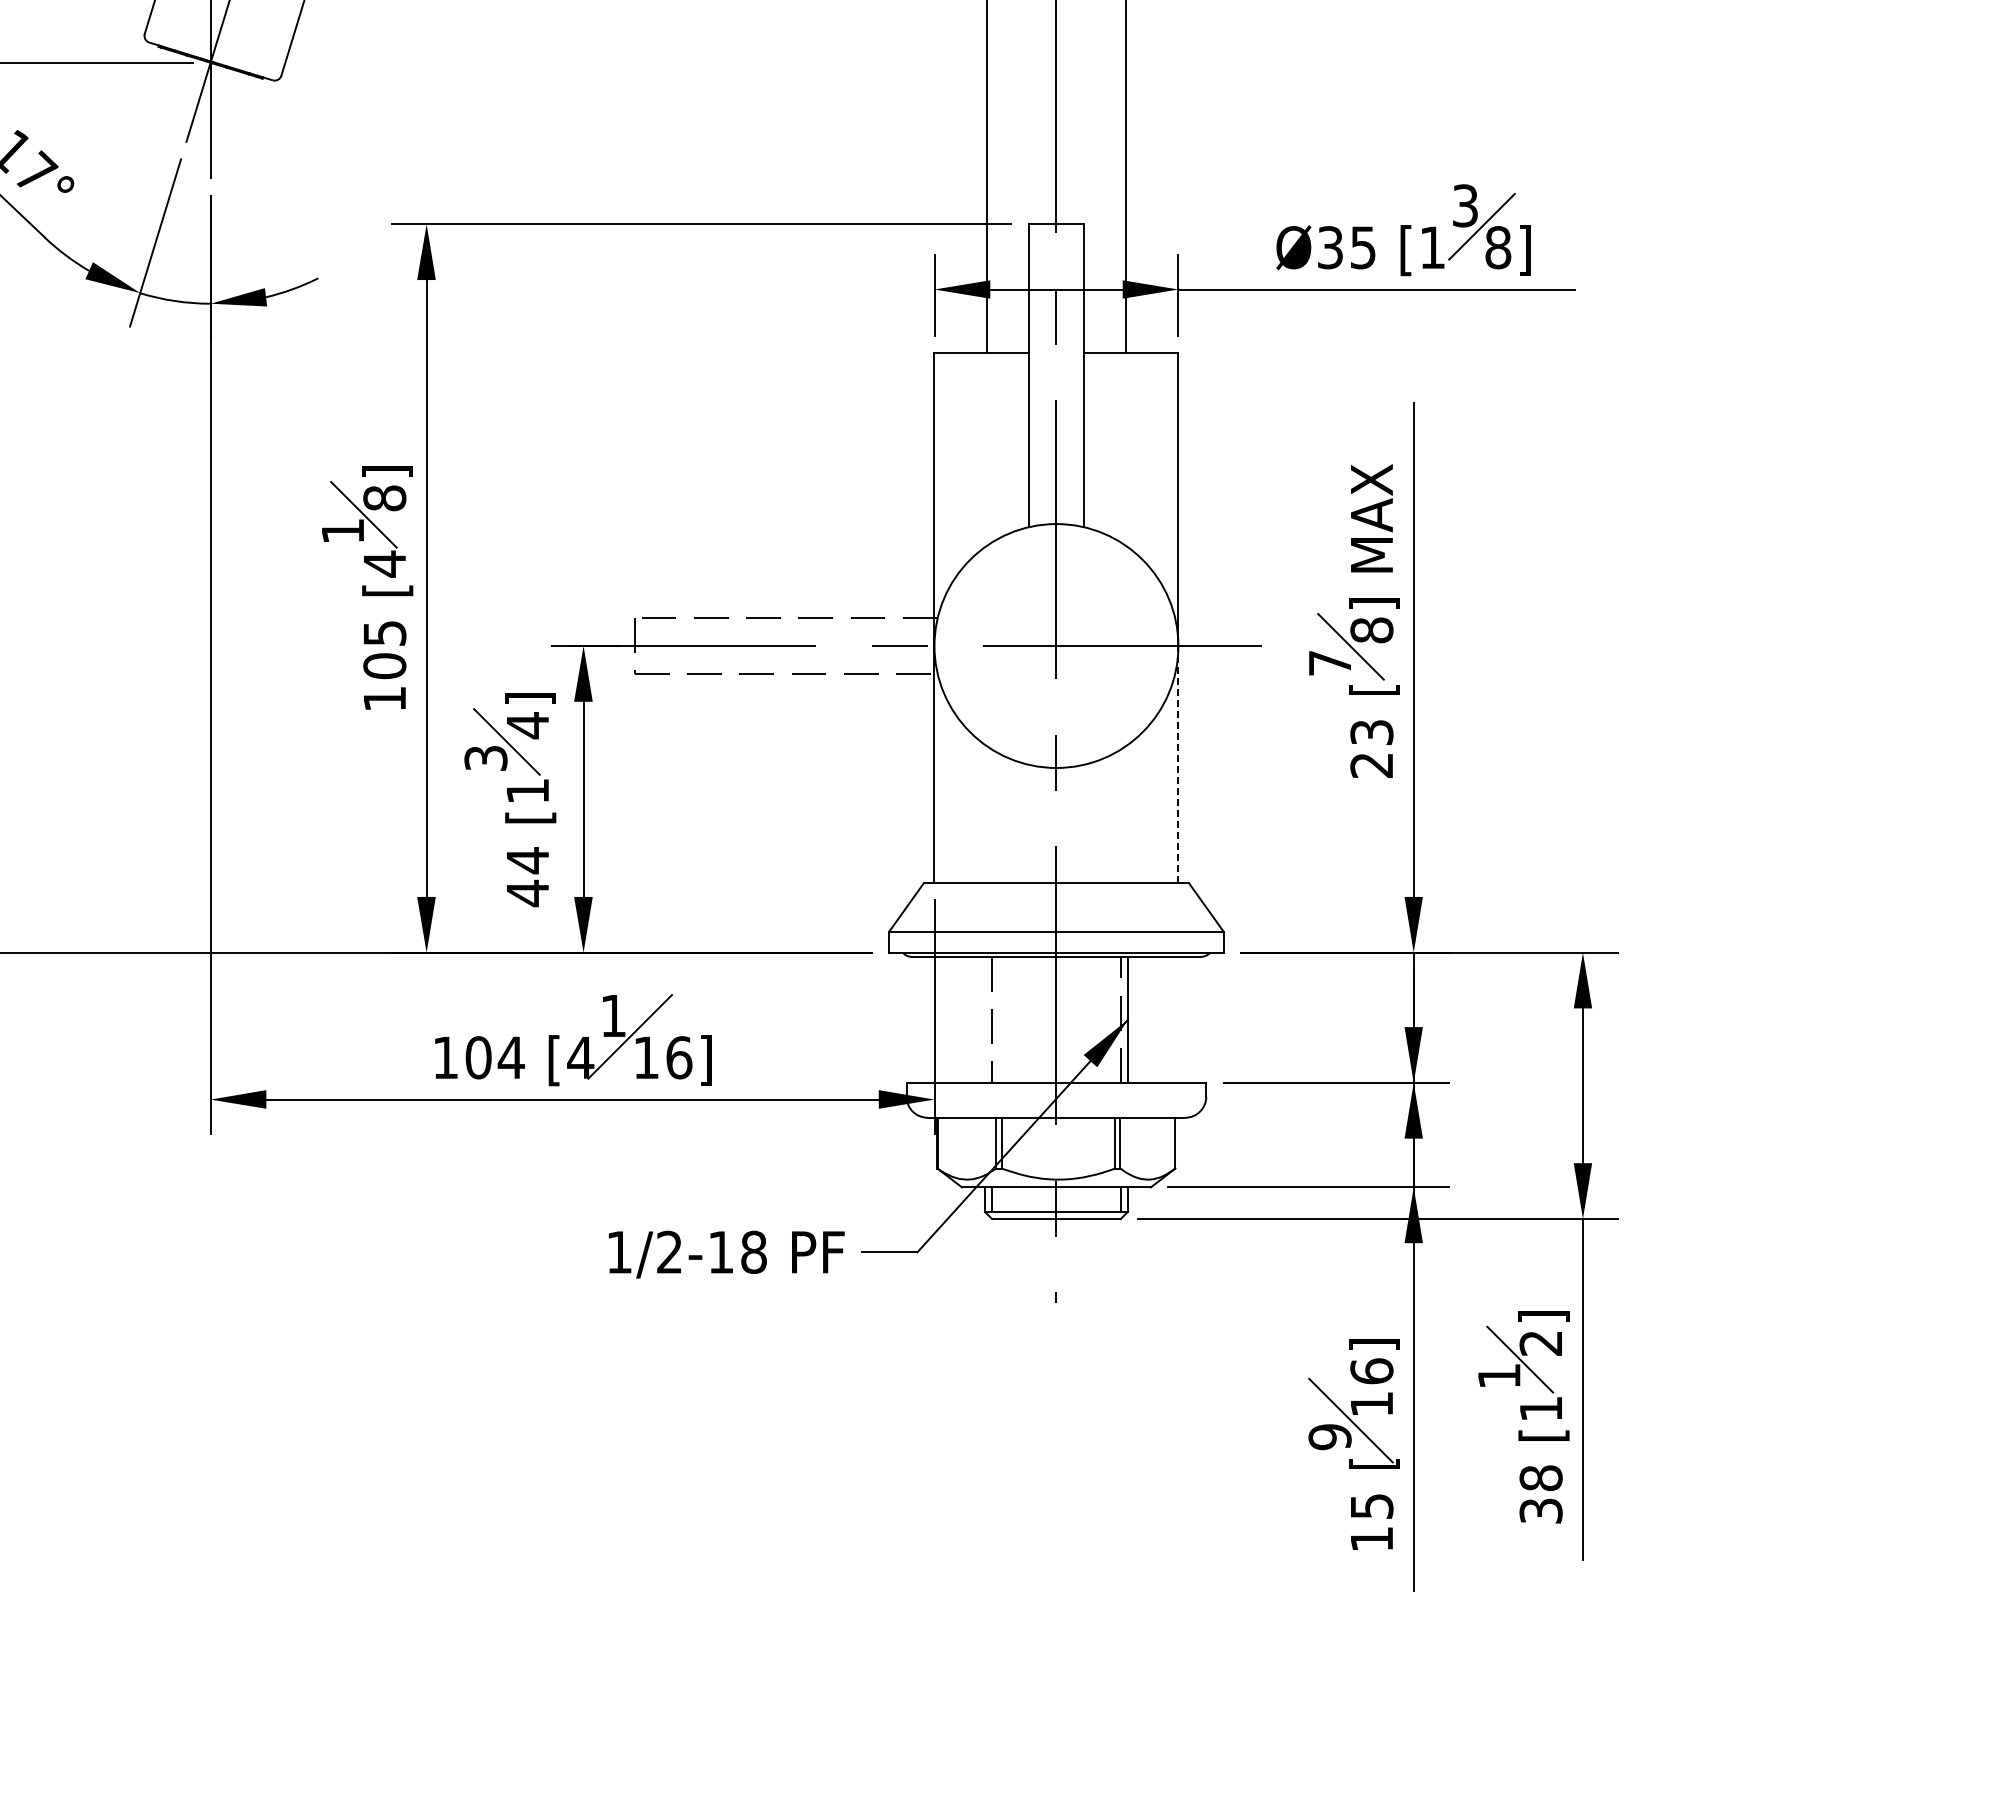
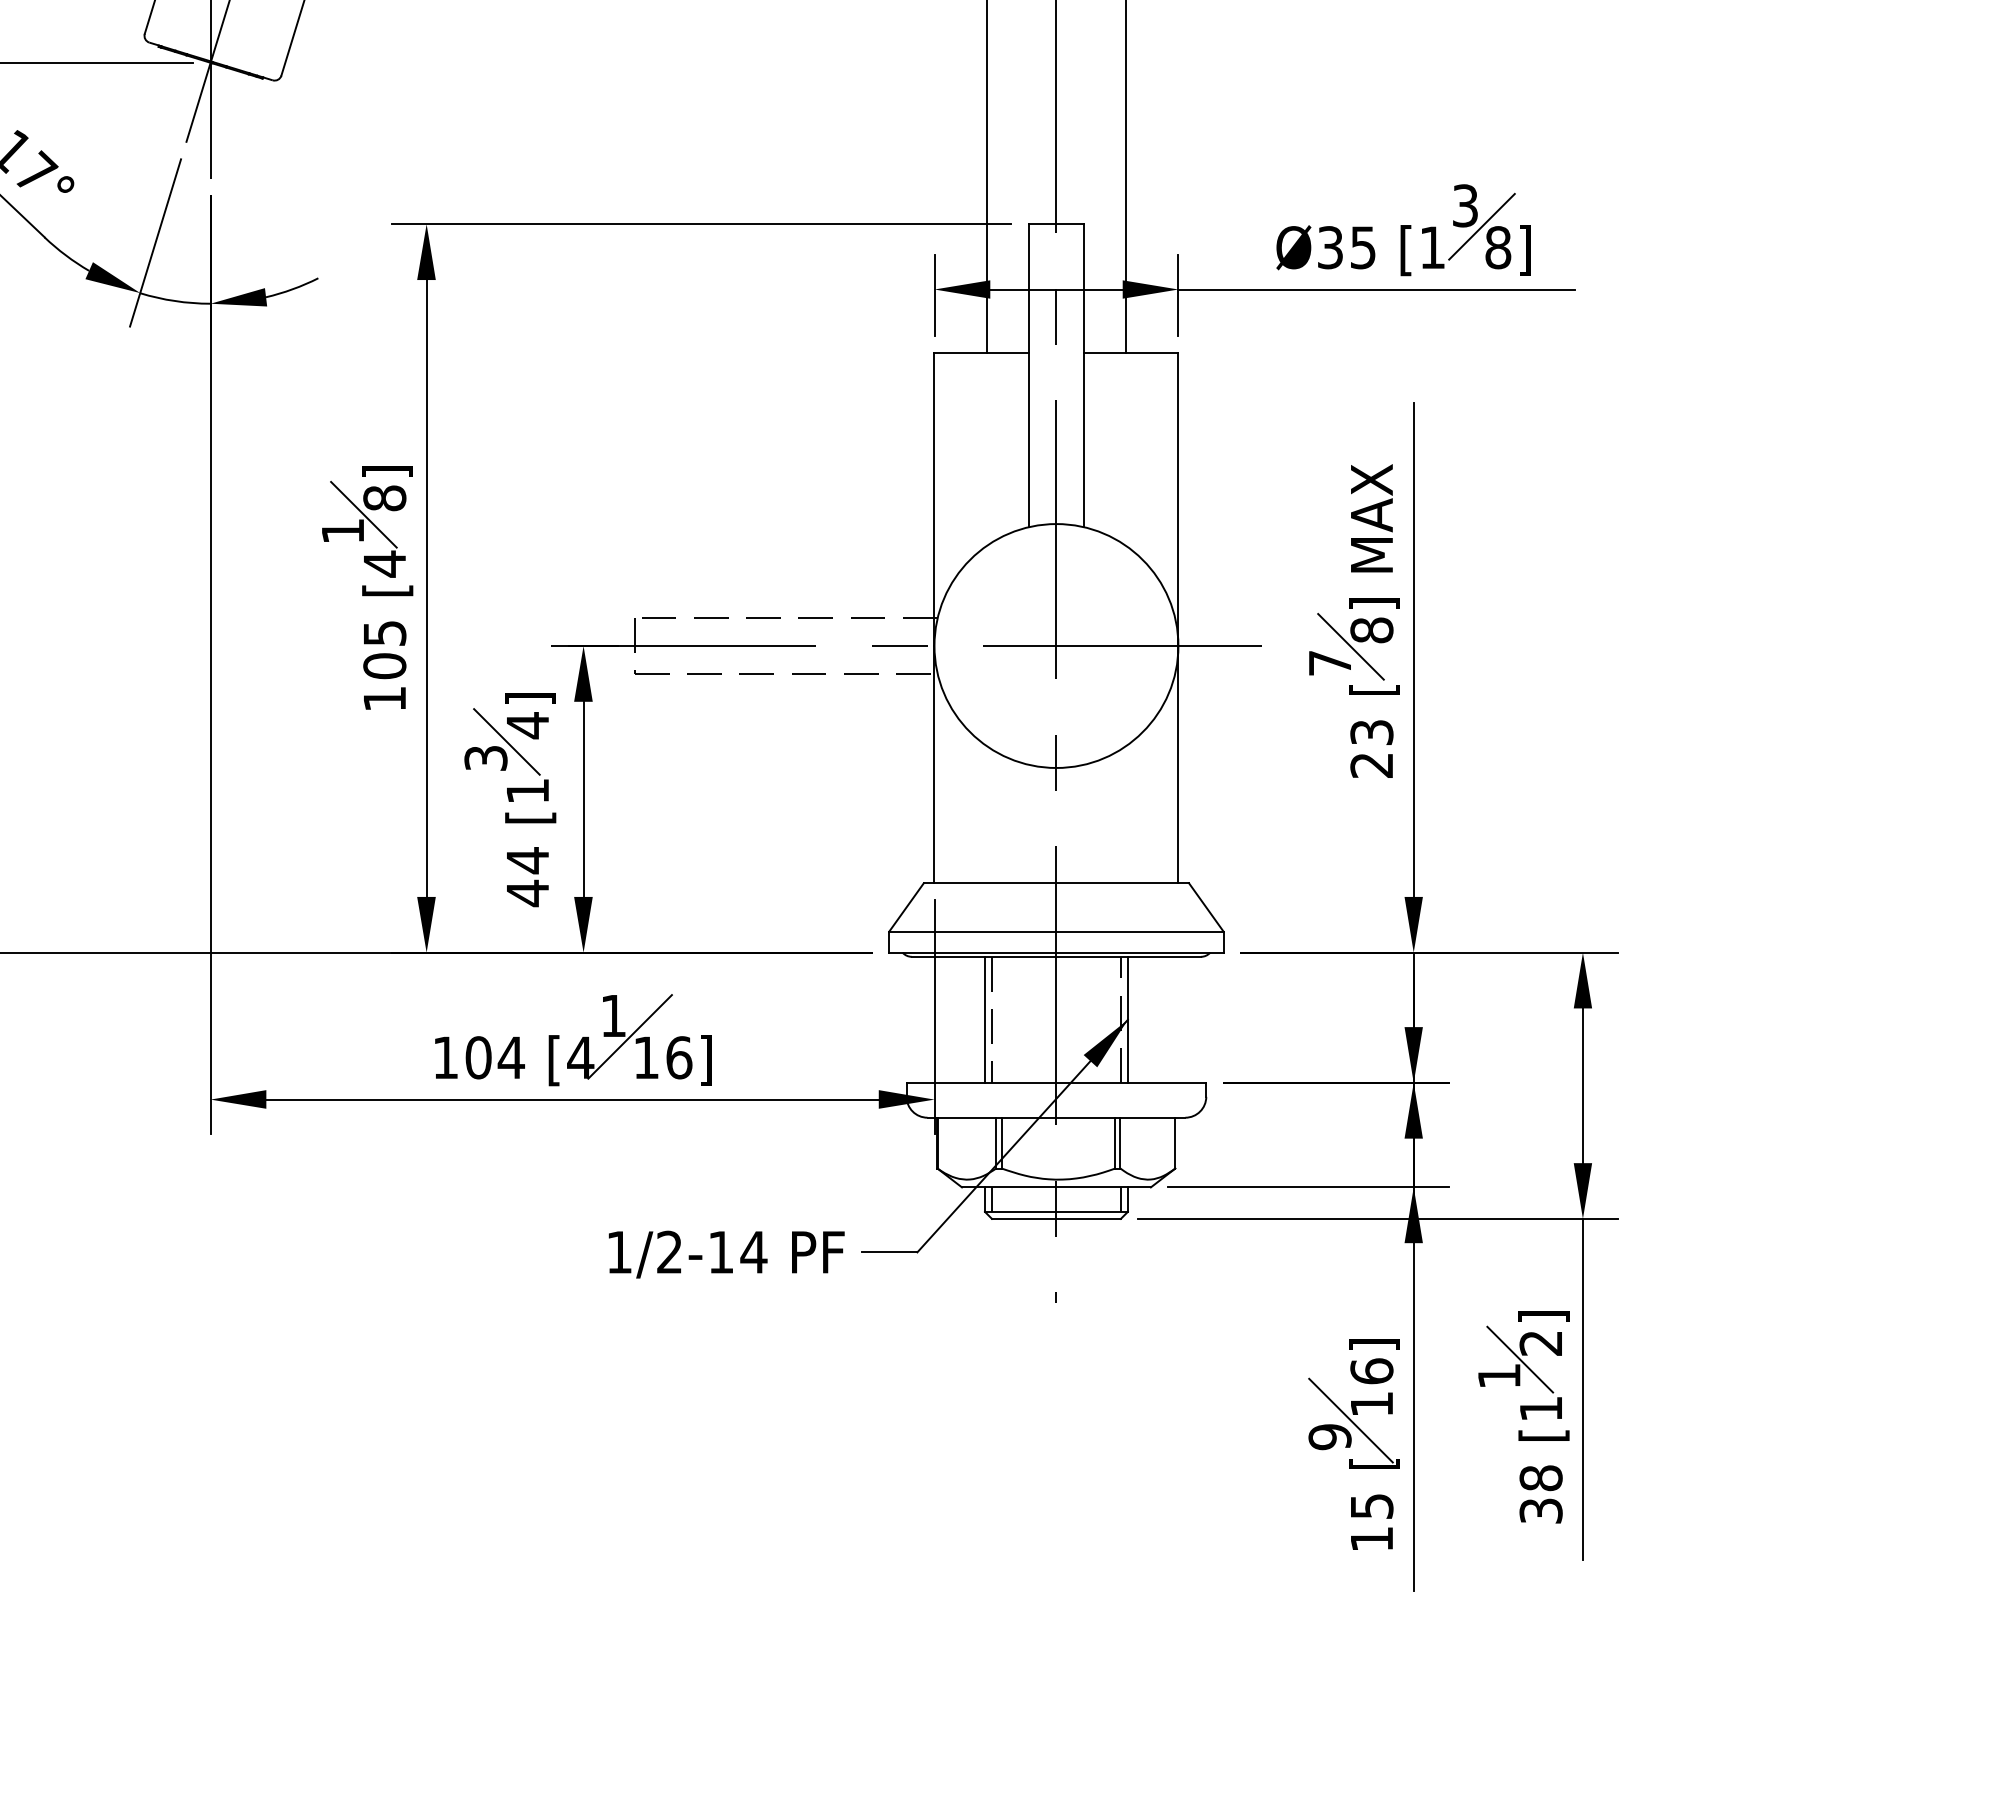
line: dashed -> solid (1178, 764)
line: none -> present (985, 1019)
text: 1/2-18 -> 1/2-14 (753, 1251)
